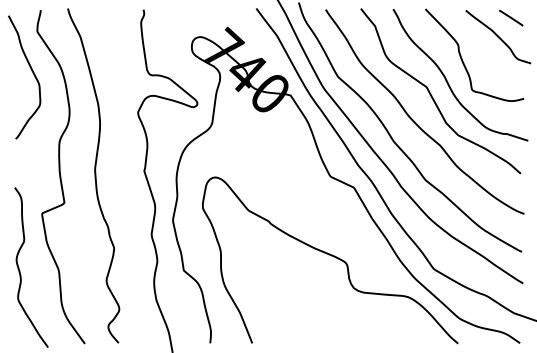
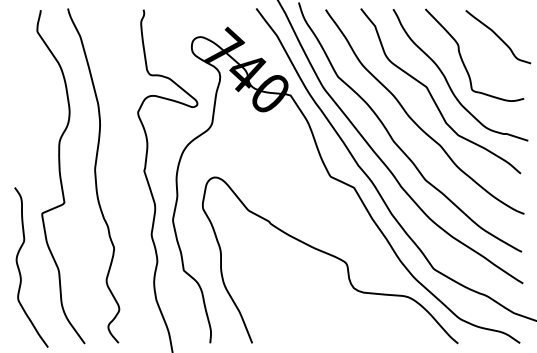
line: present -> none (511, 17)
curve: present -> none (32, 73)
